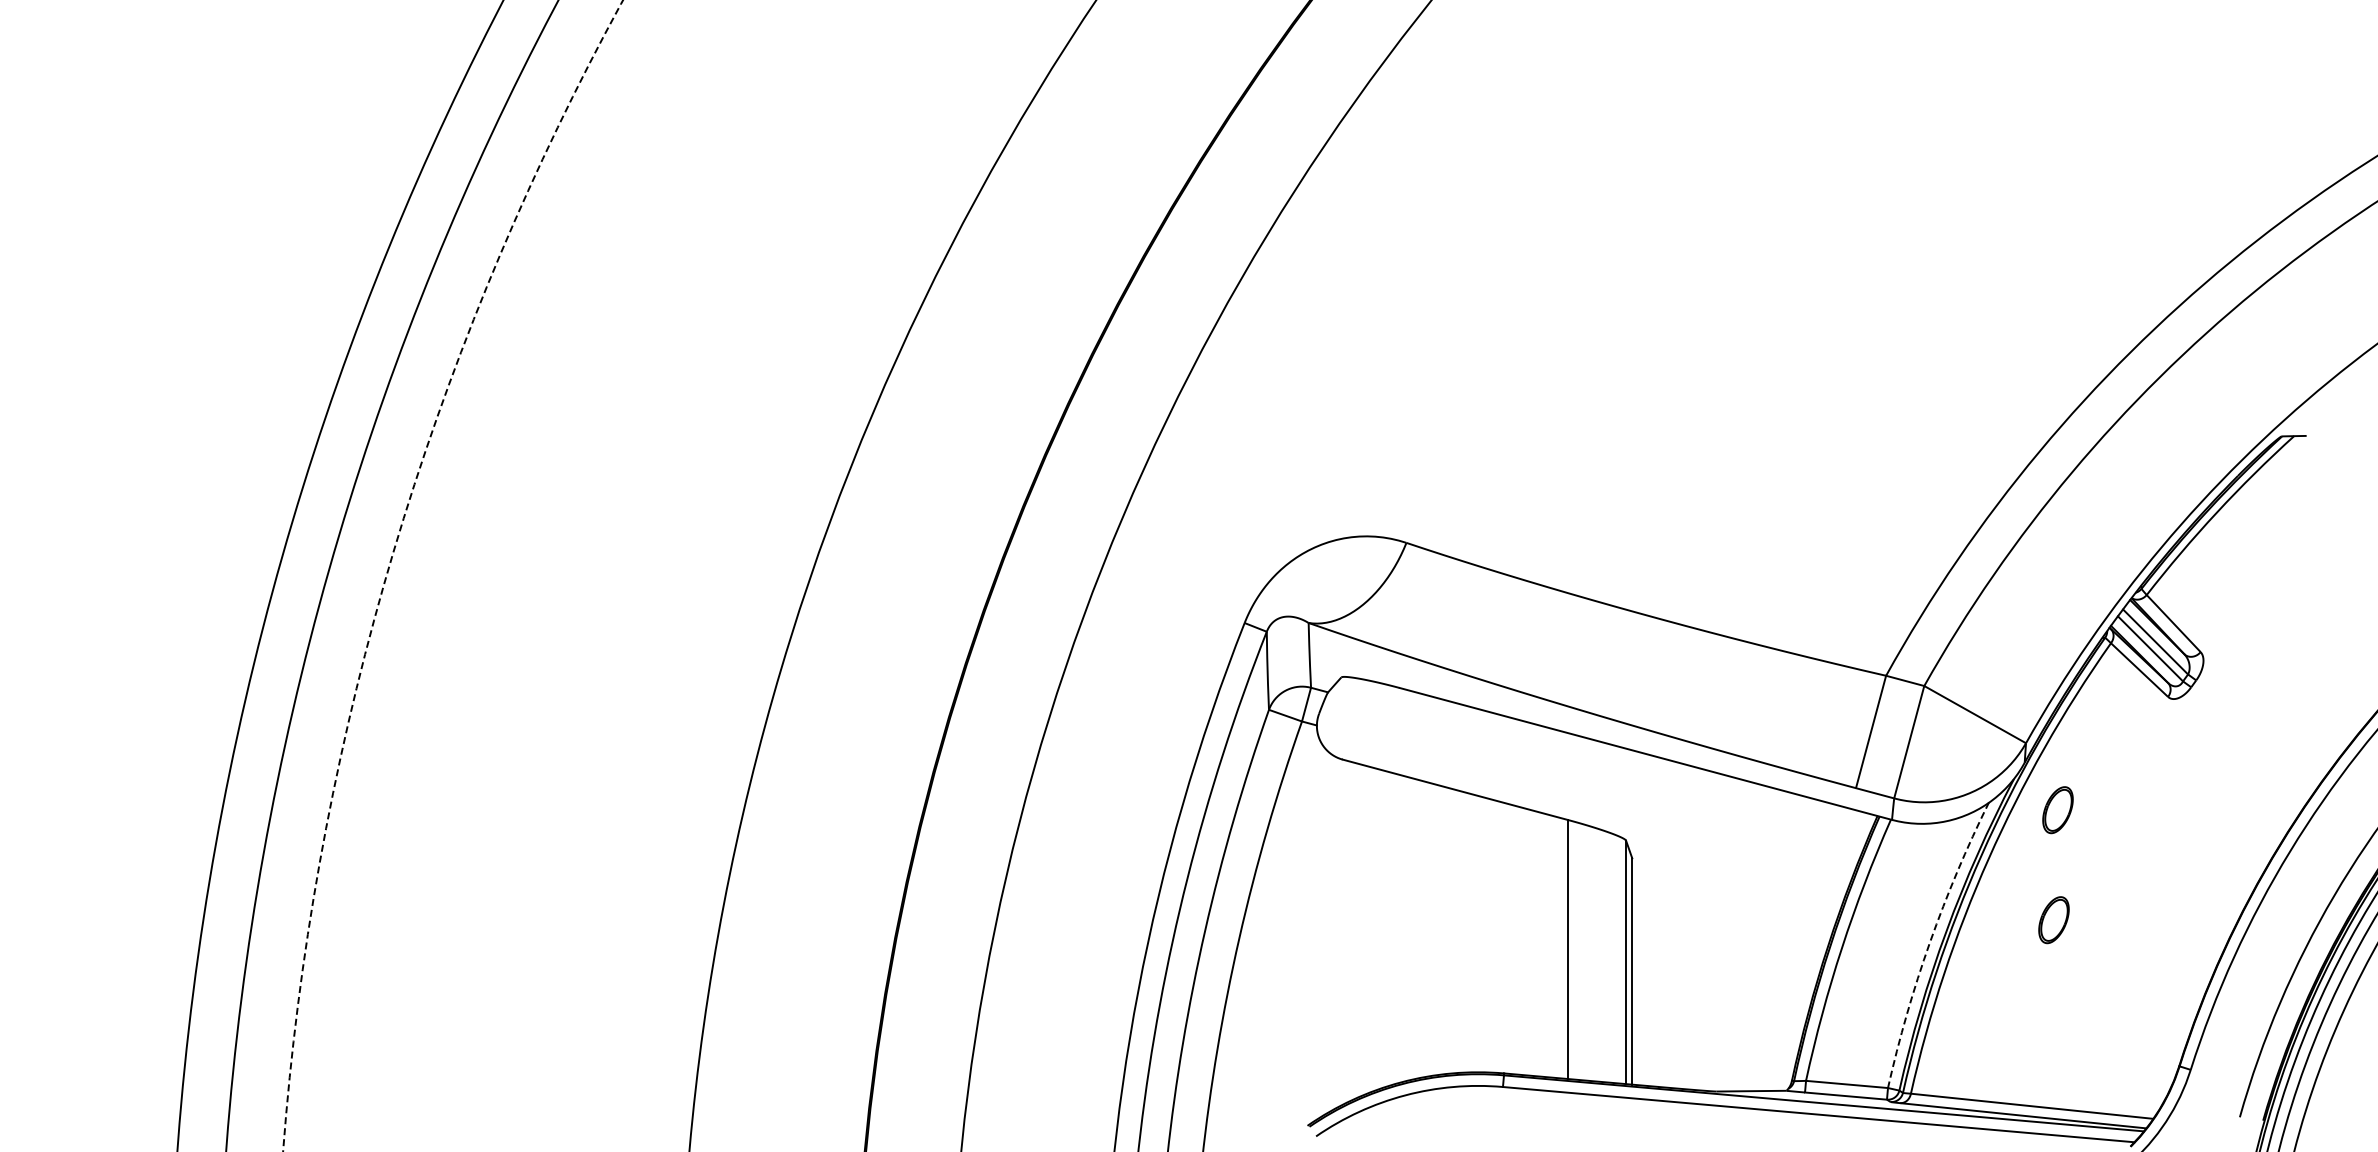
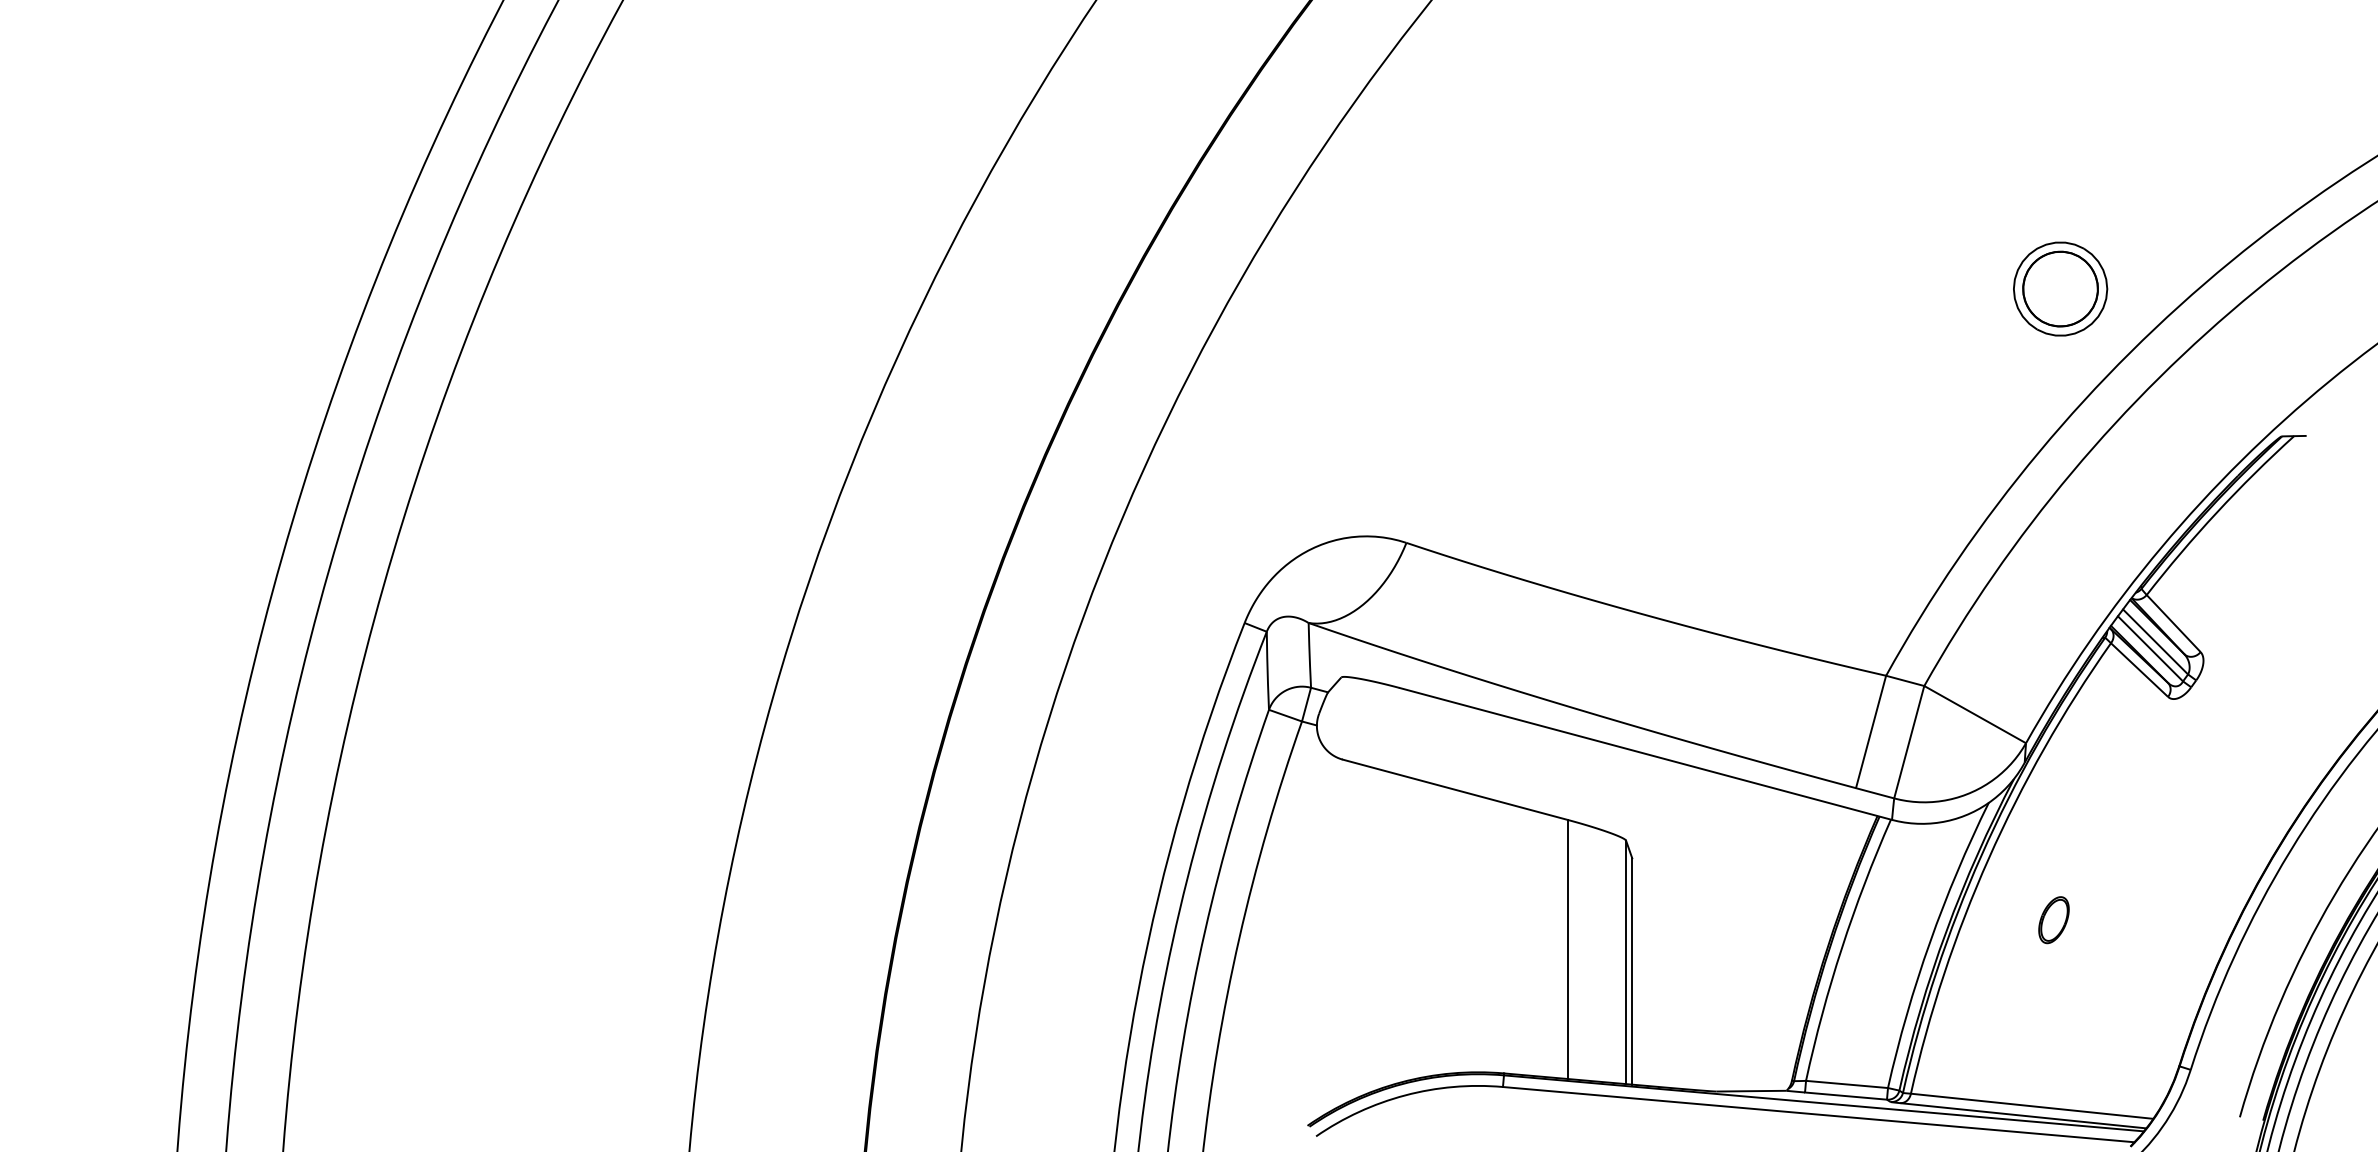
part: none -> present (2060, 288)
arc: dashed -> solid (391, 557)
part: present -> none (2057, 810)
arc: dashed -> solid (1930, 942)
